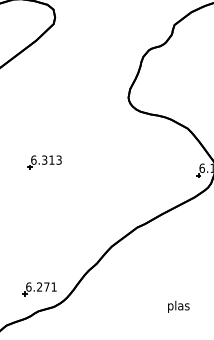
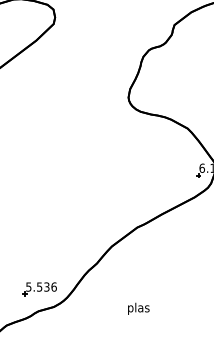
part: present -> none (44, 162)
text: 6.271 -> 5.536 (41, 286)
text position: (178, 306) -> (138, 308) (138, 308)
